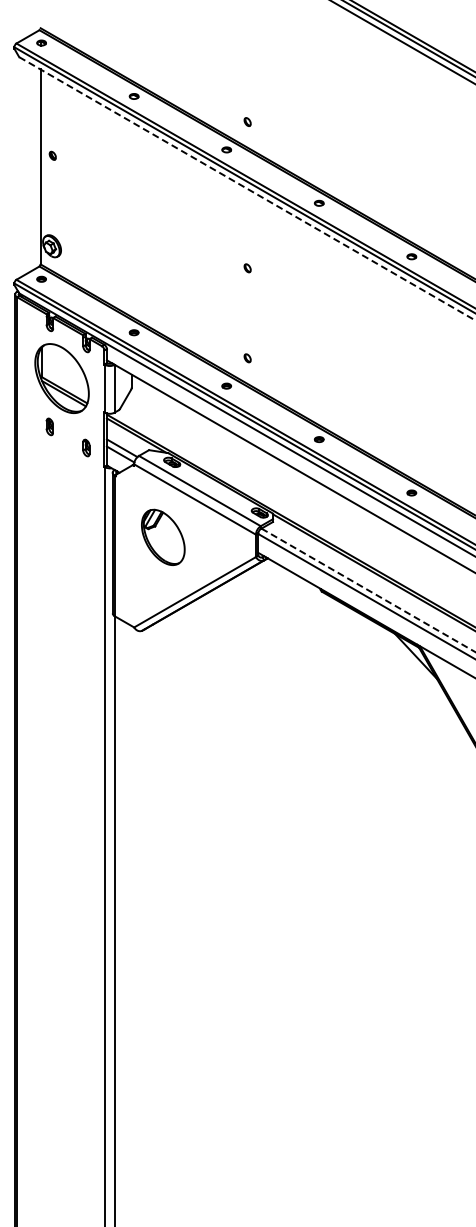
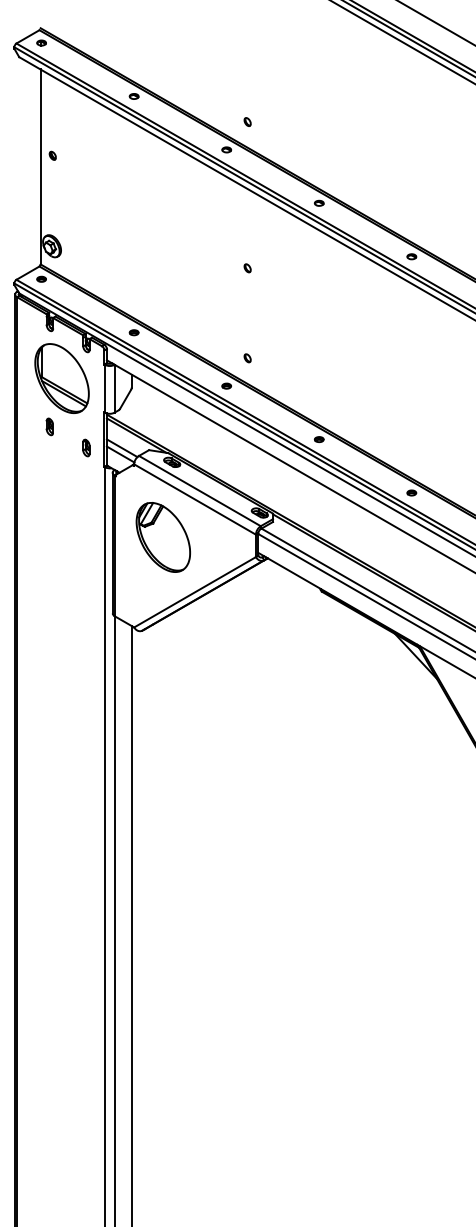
line: none -> present (436, 23)
line: dashed -> solid (247, 189)
part size: 45x58 px -> 56x71 px (162, 537)
line: dashed -> solid (368, 590)
line: none -> present (131, 924)
